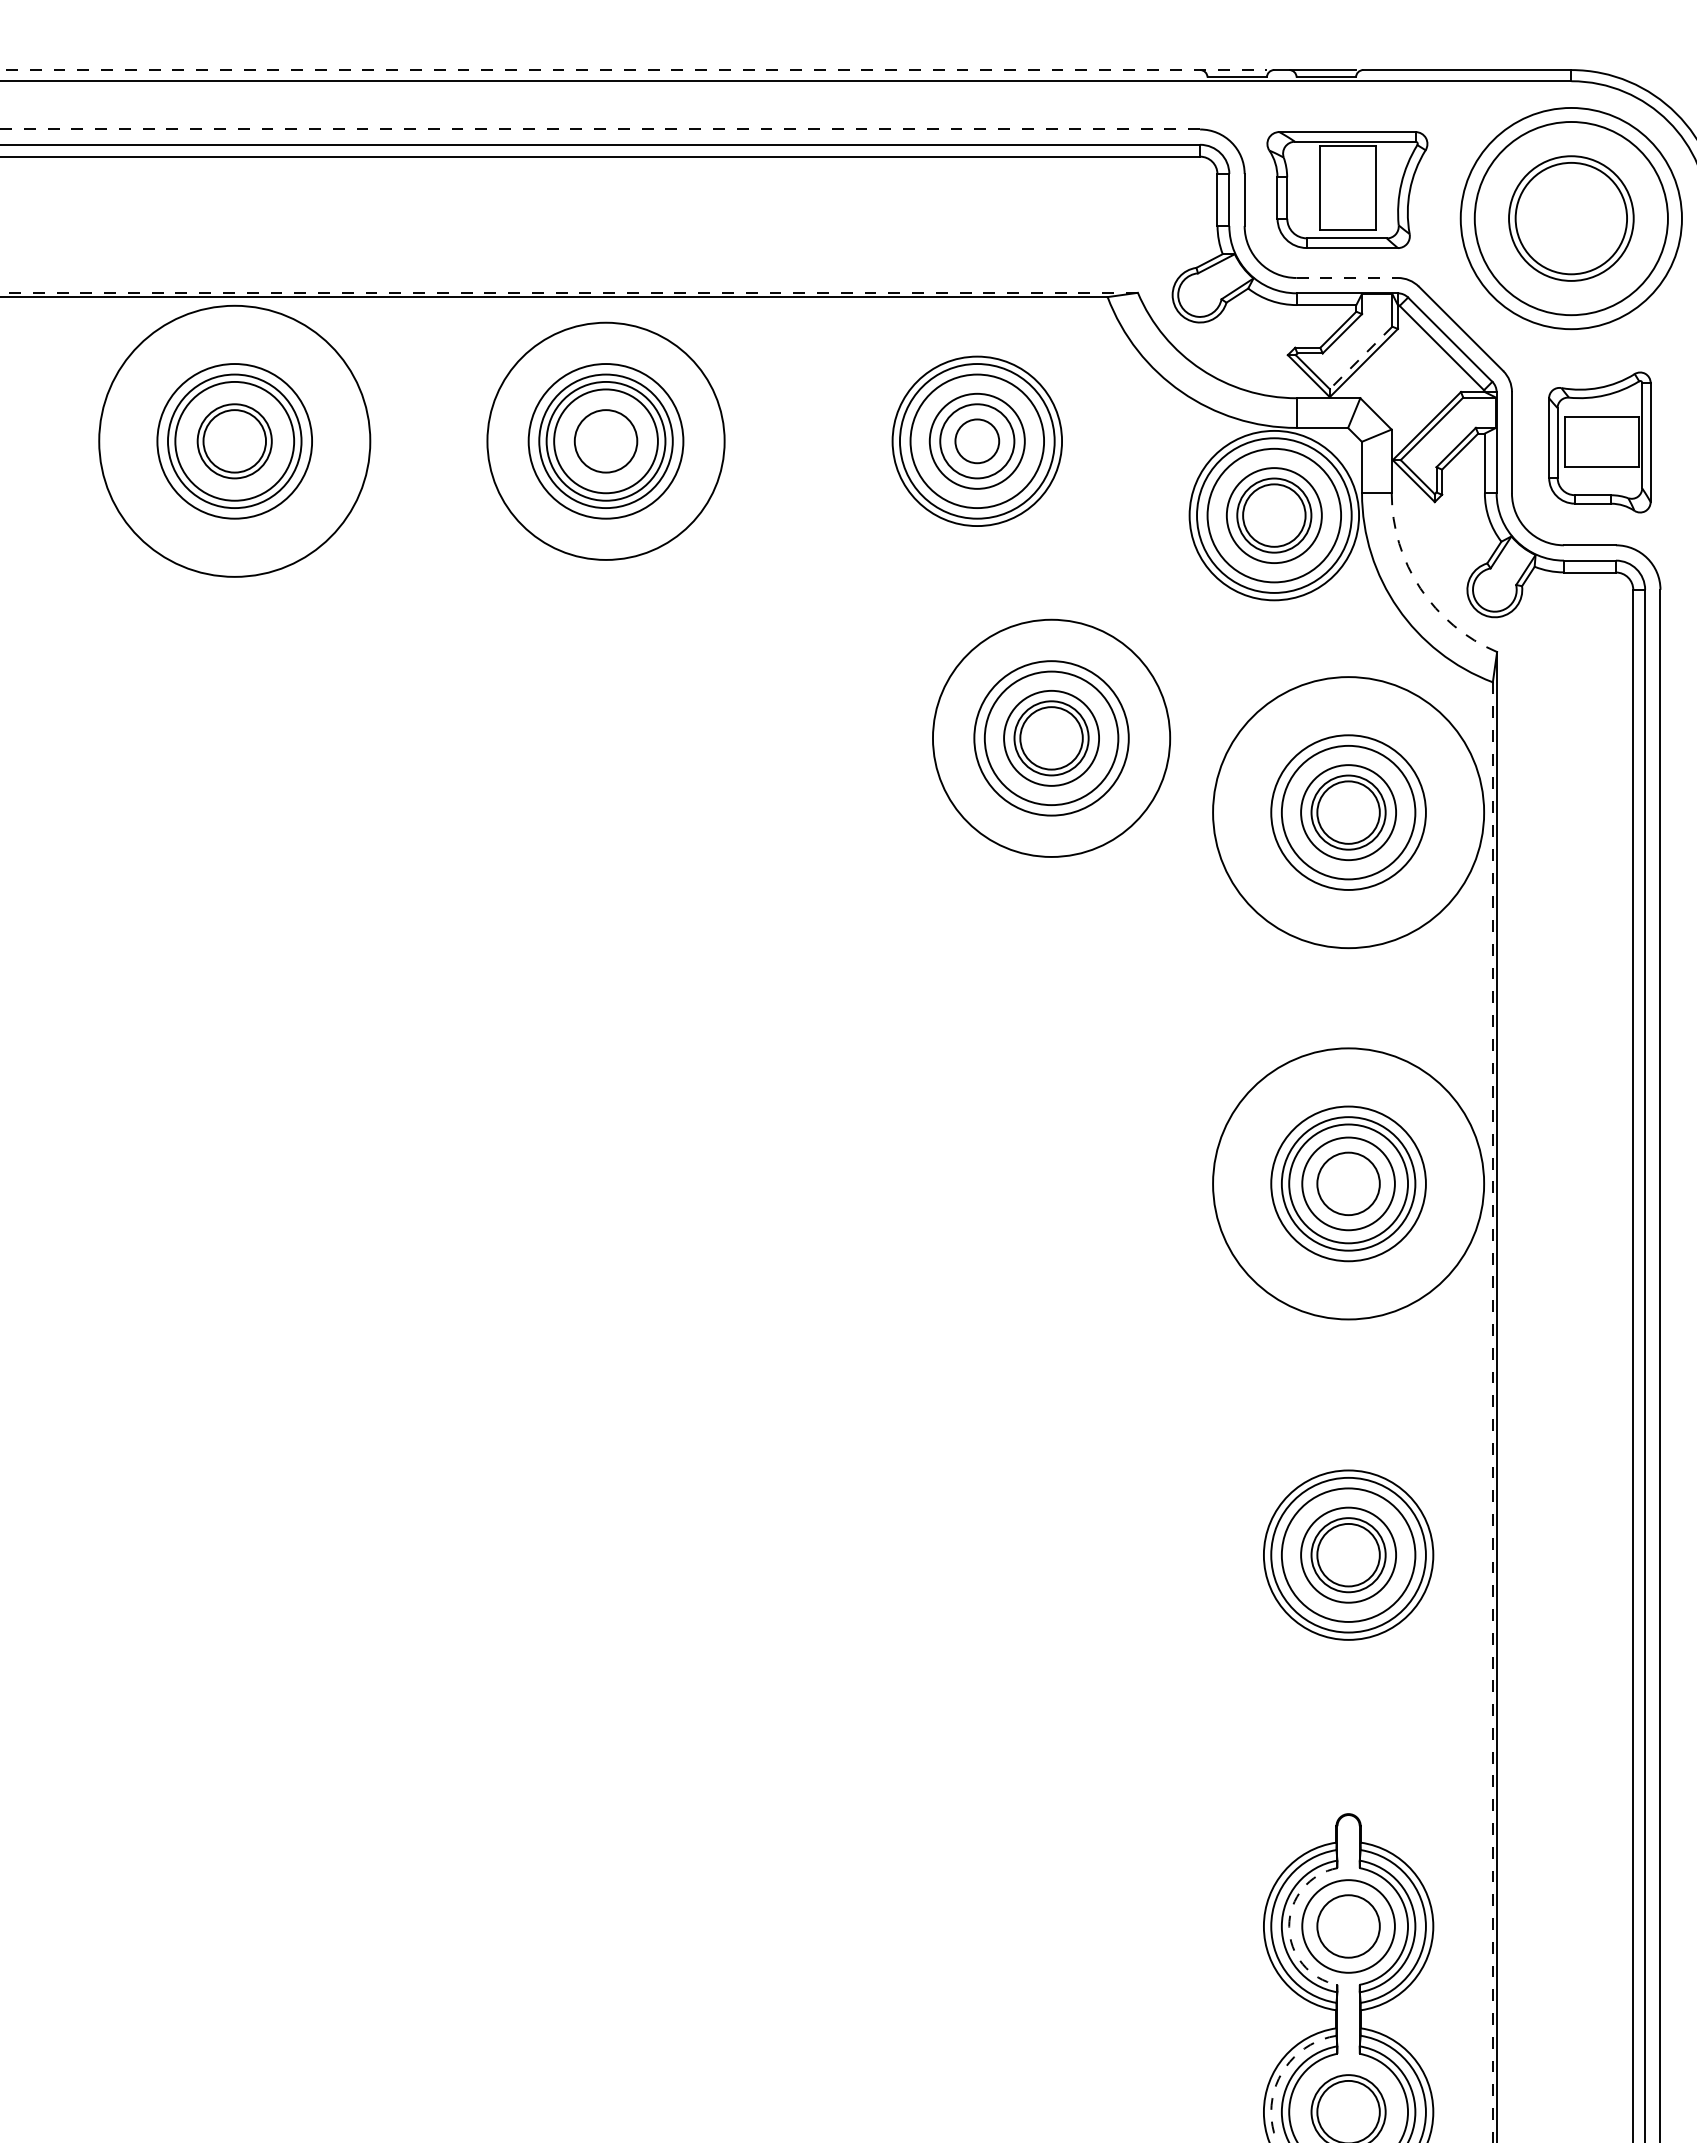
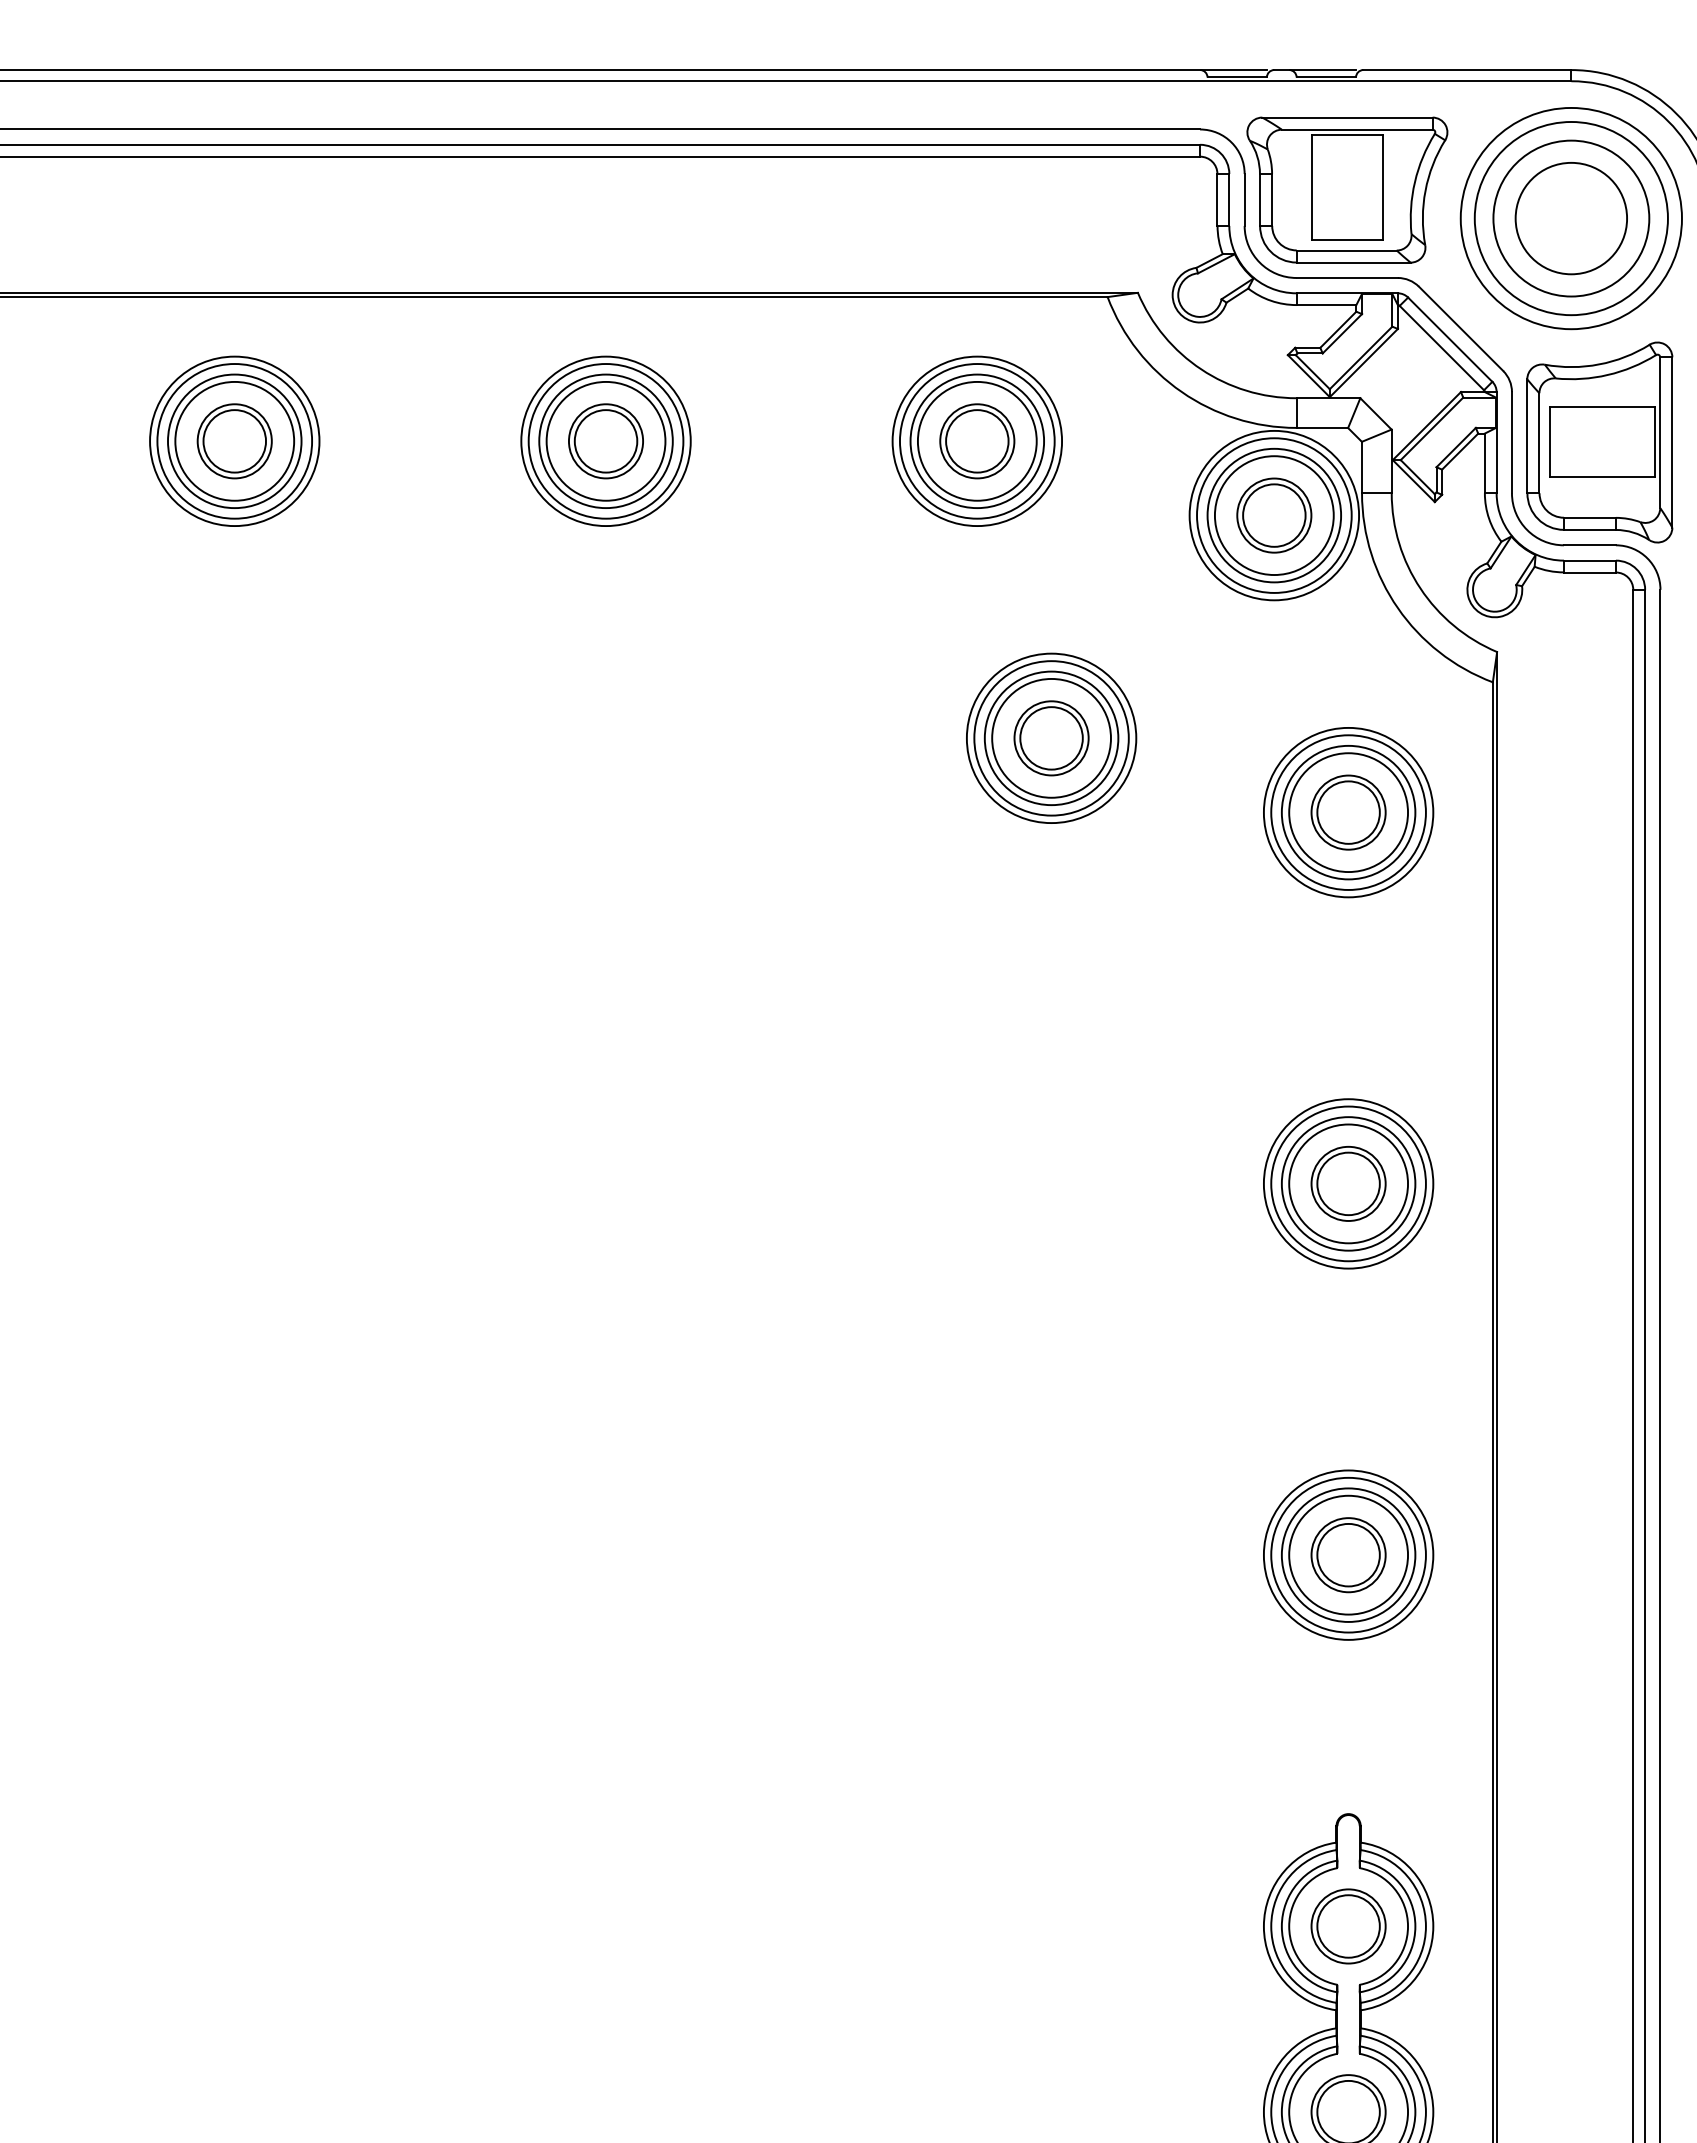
line: dashed -> solid (634, 70)
line: dashed -> solid (600, 129)
part size: 163x118 px -> 203x148 px (1347, 189)
circle diameter: 125 px -> 156 px (1571, 218)
line: dashed -> solid (1347, 277)
line: dashed -> solid (568, 292)
line: dashed -> solid (1360, 358)
circle diameter: 271 px -> 169 px (234, 441)
circle diameter: 237 px -> 169 px (605, 441)
circle diameter: 95 px -> 119 px (976, 440)
circle diameter: 104 px -> 74 px (605, 441)
circle diameter: 44 px -> 62 px (977, 441)
part size: 104x143 px -> 148x203 px (1599, 442)
circle diameter: 95 px -> 119 px (1273, 515)
arc: dashed -> solid (1420, 588)
circle diameter: 237 px -> 169 px (1051, 738)
circle diameter: 95 px -> 119 px (1051, 737)
circle diameter: 271 px -> 169 px (1348, 812)
circle diameter: 95 px -> 119 px (1348, 812)
circle diameter: 271 px -> 169 px (1348, 1183)
circle diameter: 93 px -> 74 px (1348, 1183)
line: dashed -> solid (1492, 1412)
circle diameter: 95 px -> 119 px (1348, 1554)
arc: dashed -> solid (1289, 1926)
circle diameter: 93 px -> 74 px (1348, 1926)
arc: dashed -> solid (1280, 2075)
